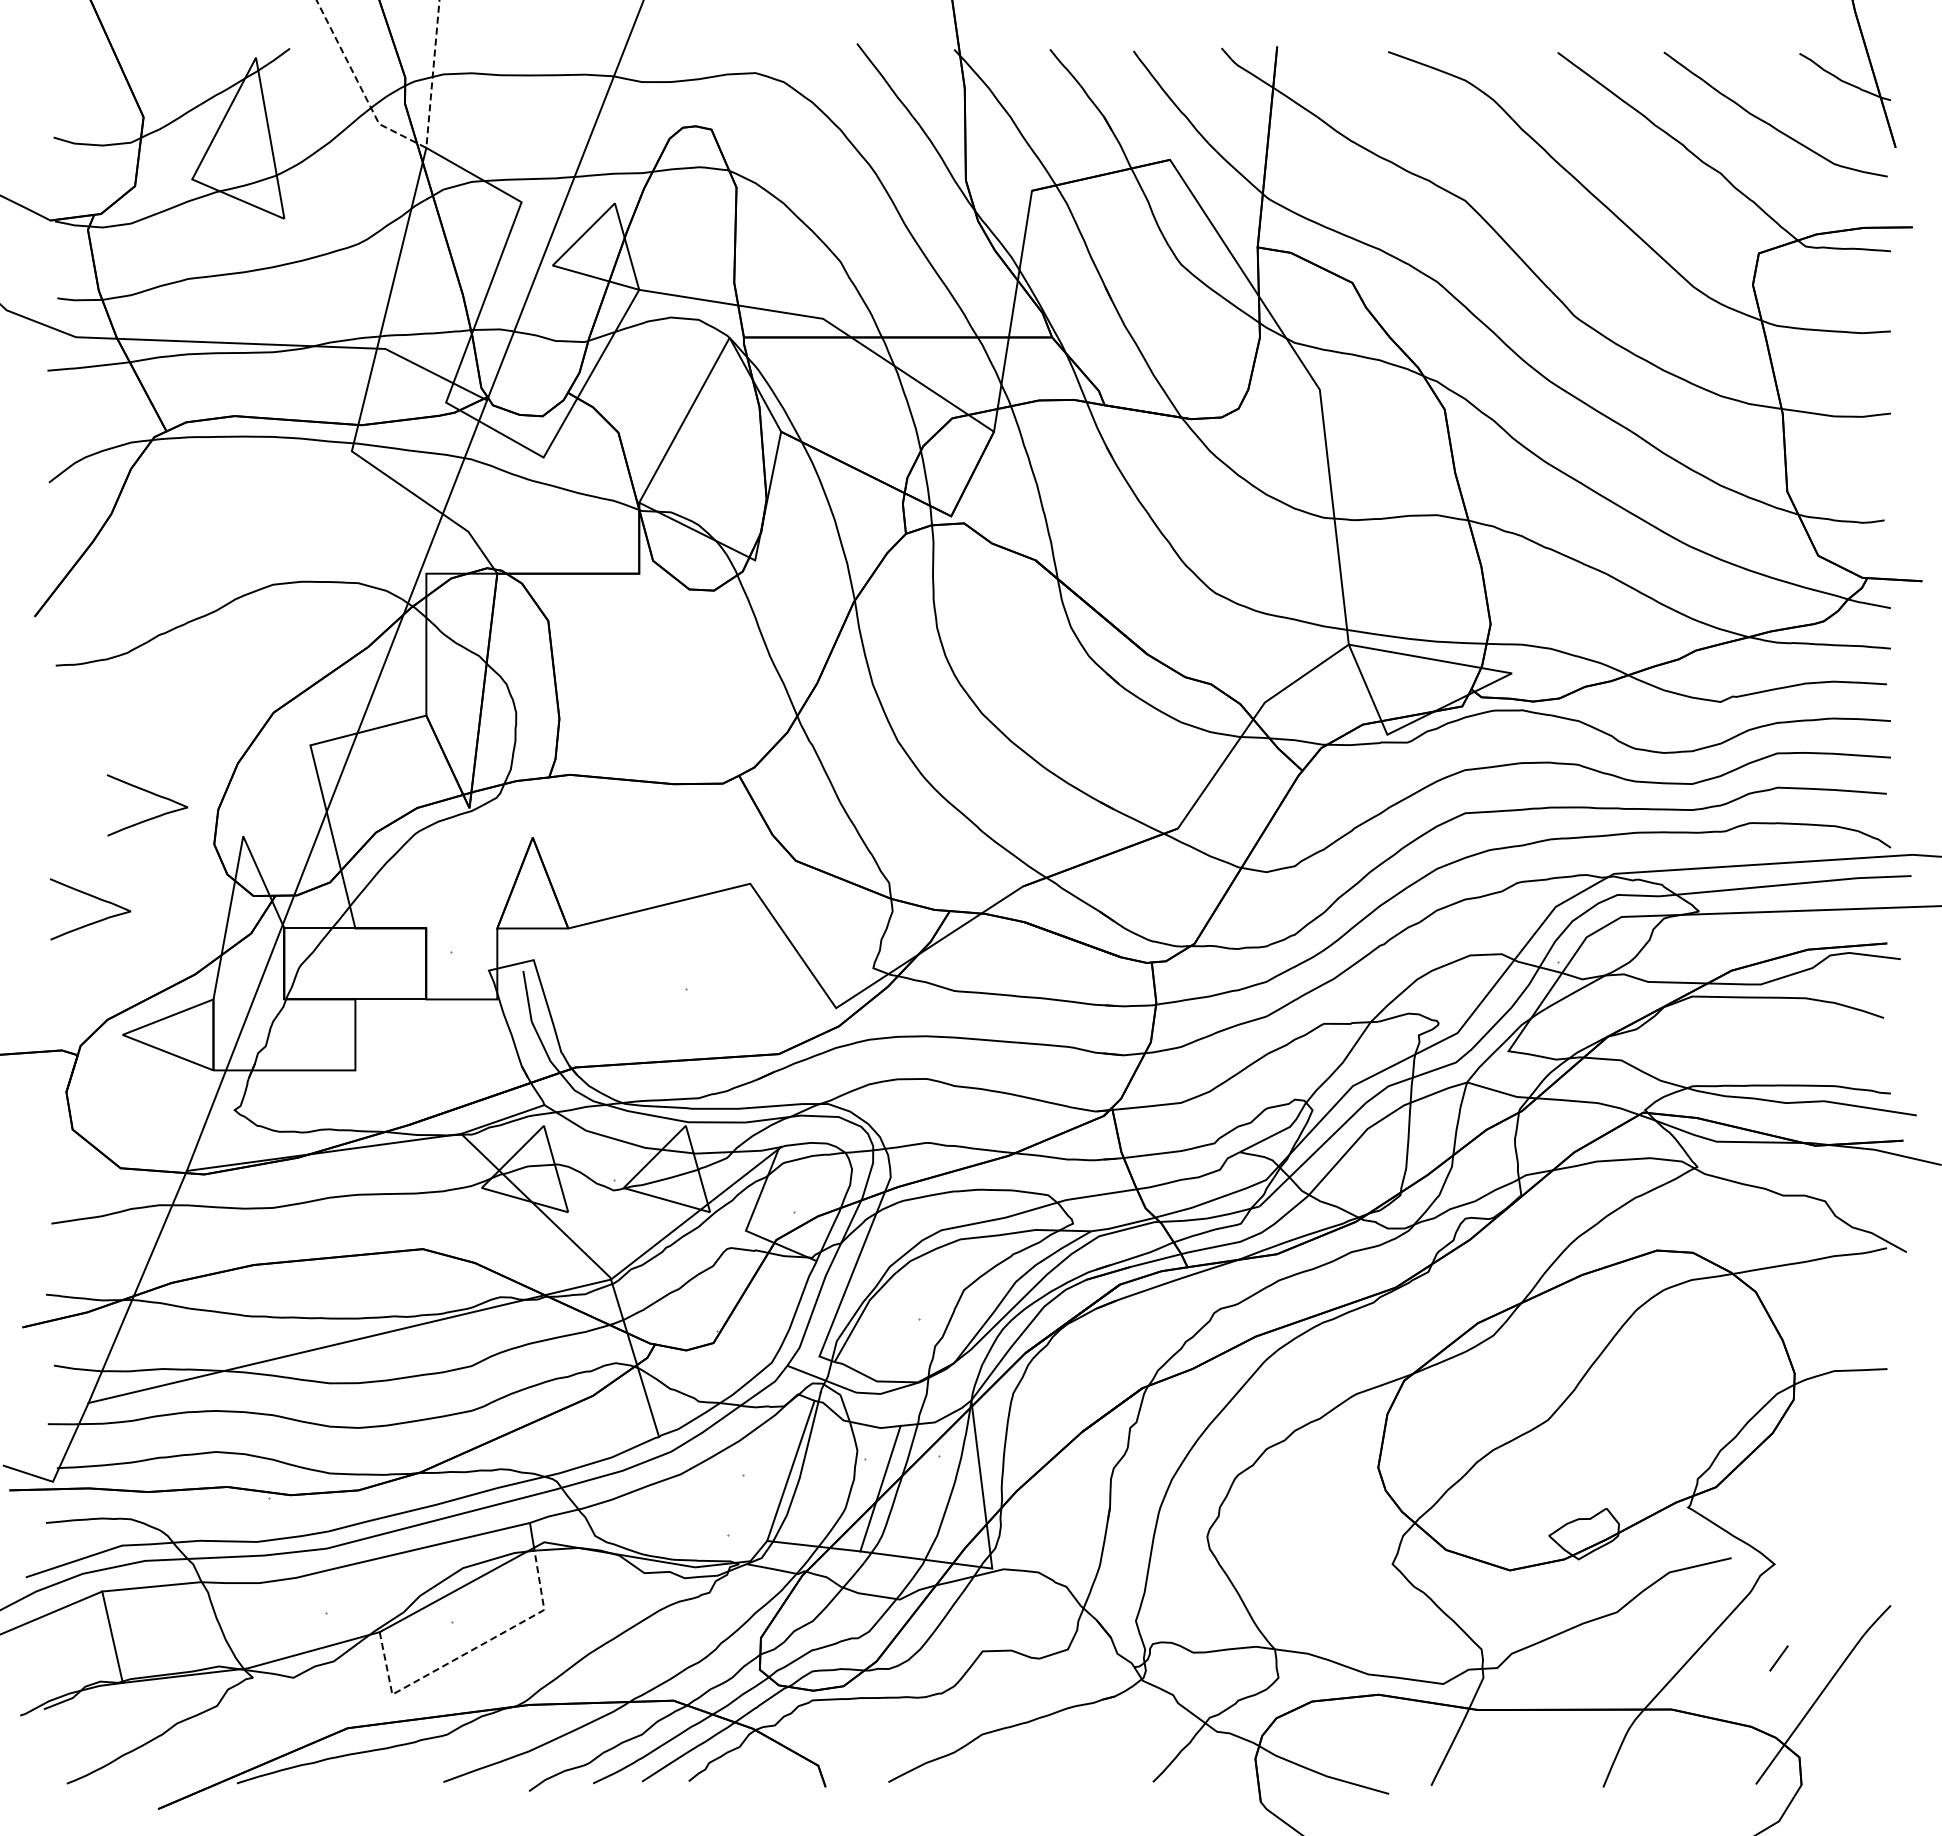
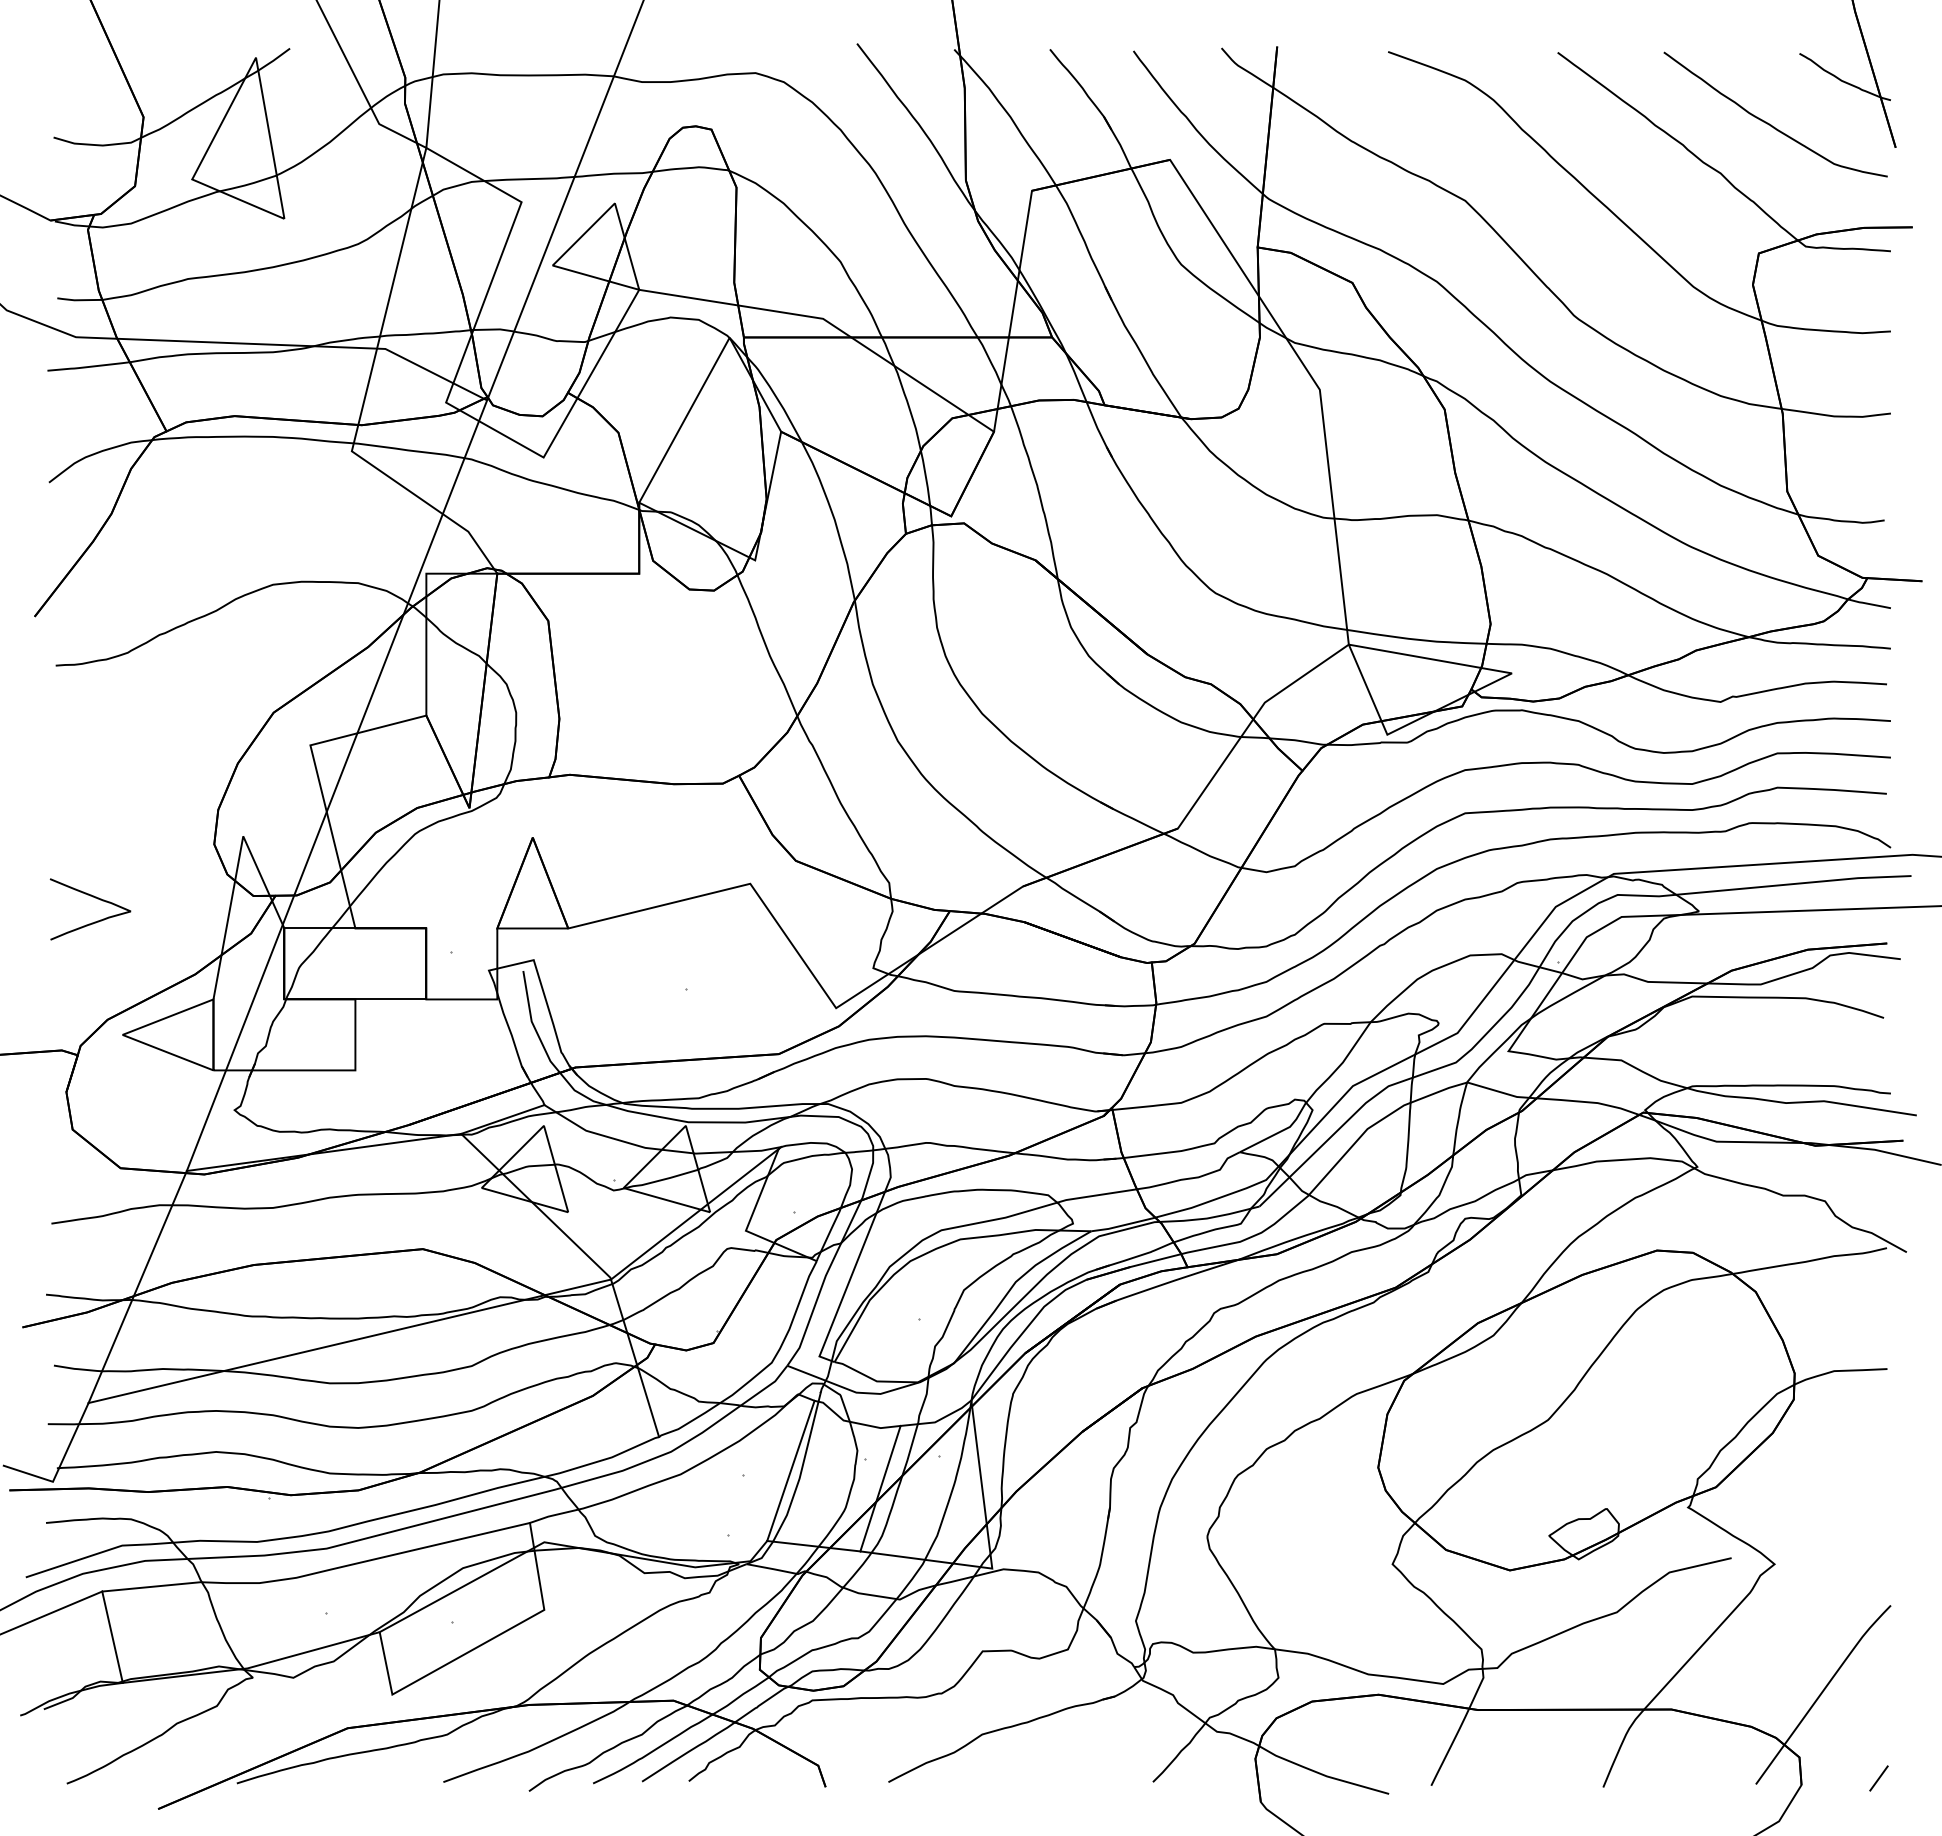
line: dashed -> solid (406, 138)
curve: present -> none (152, 794)
line: dashed -> solid (468, 1652)
line position: (1778, 1658) -> (1878, 1778) (1878, 1778)
